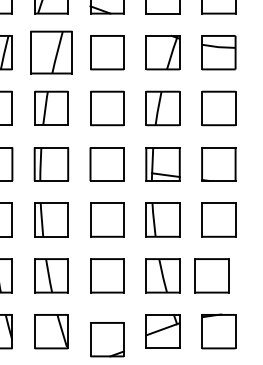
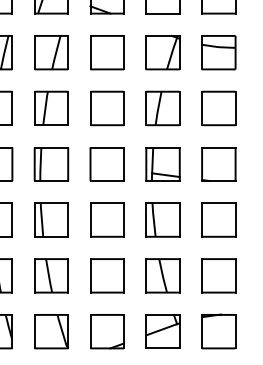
part size: 43x45 px -> 35x36 px (51, 52)
part position: (211, 275) -> (218, 275) (218, 275)
part position: (107, 339) -> (107, 331) (107, 331)
